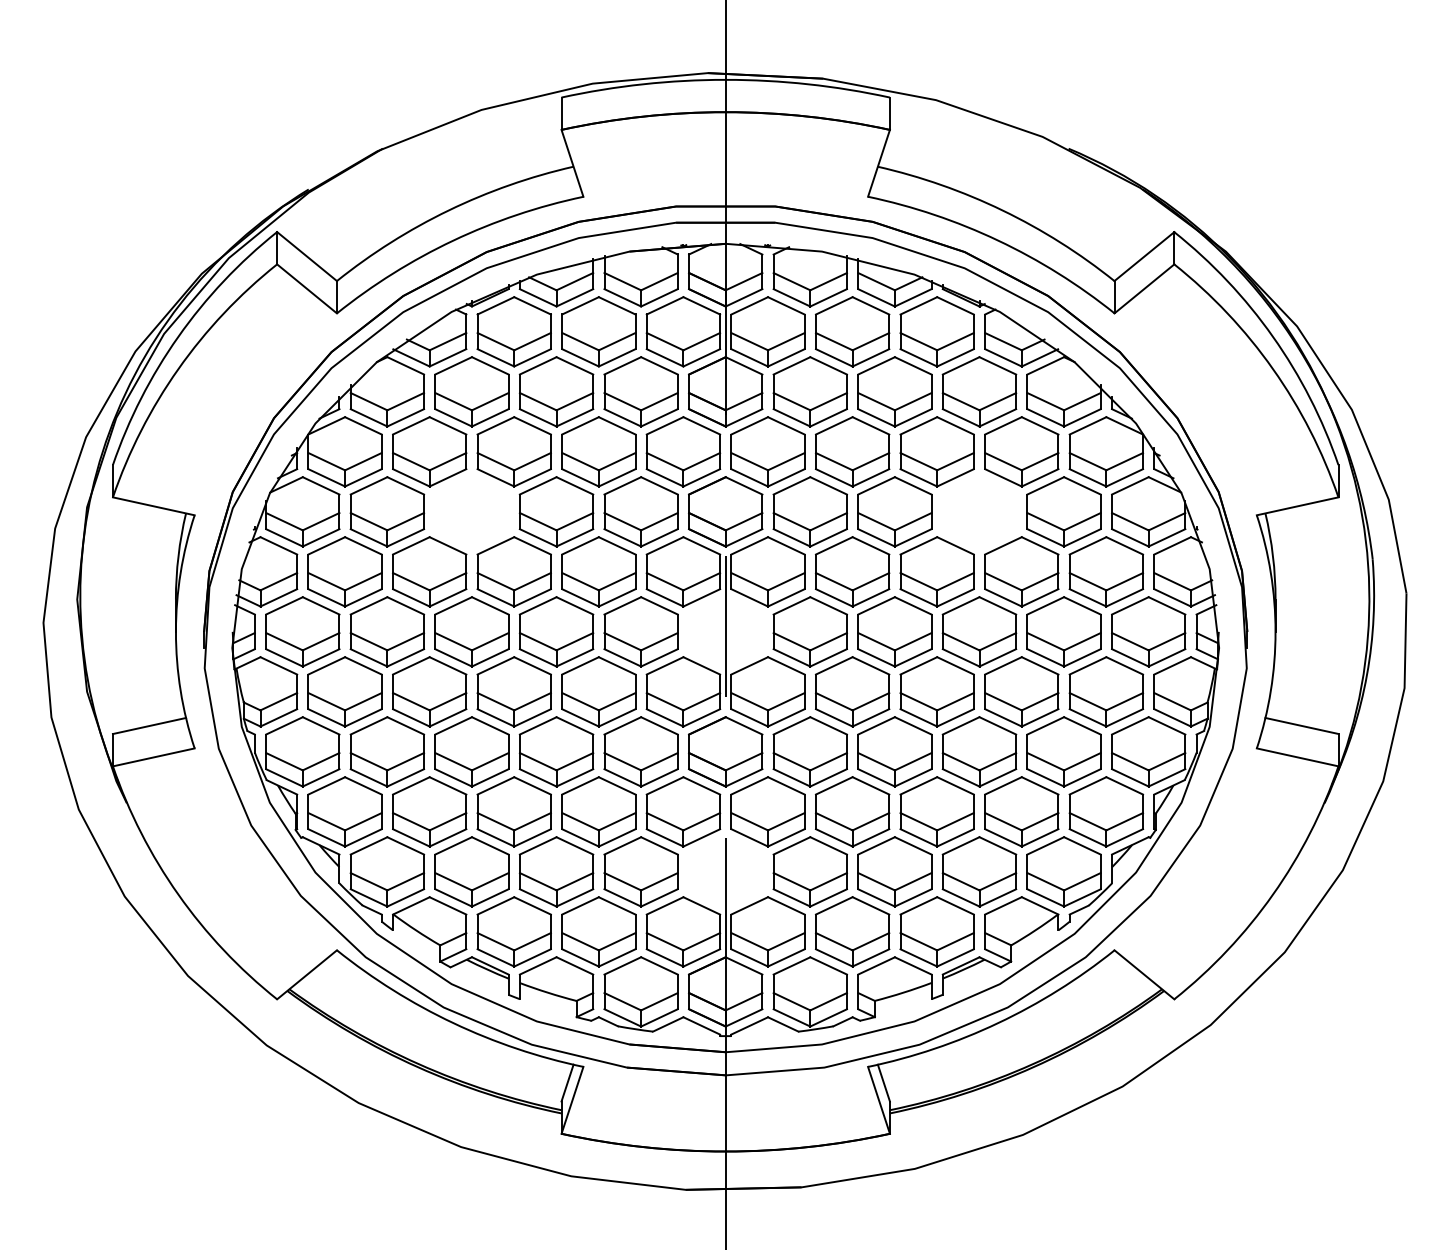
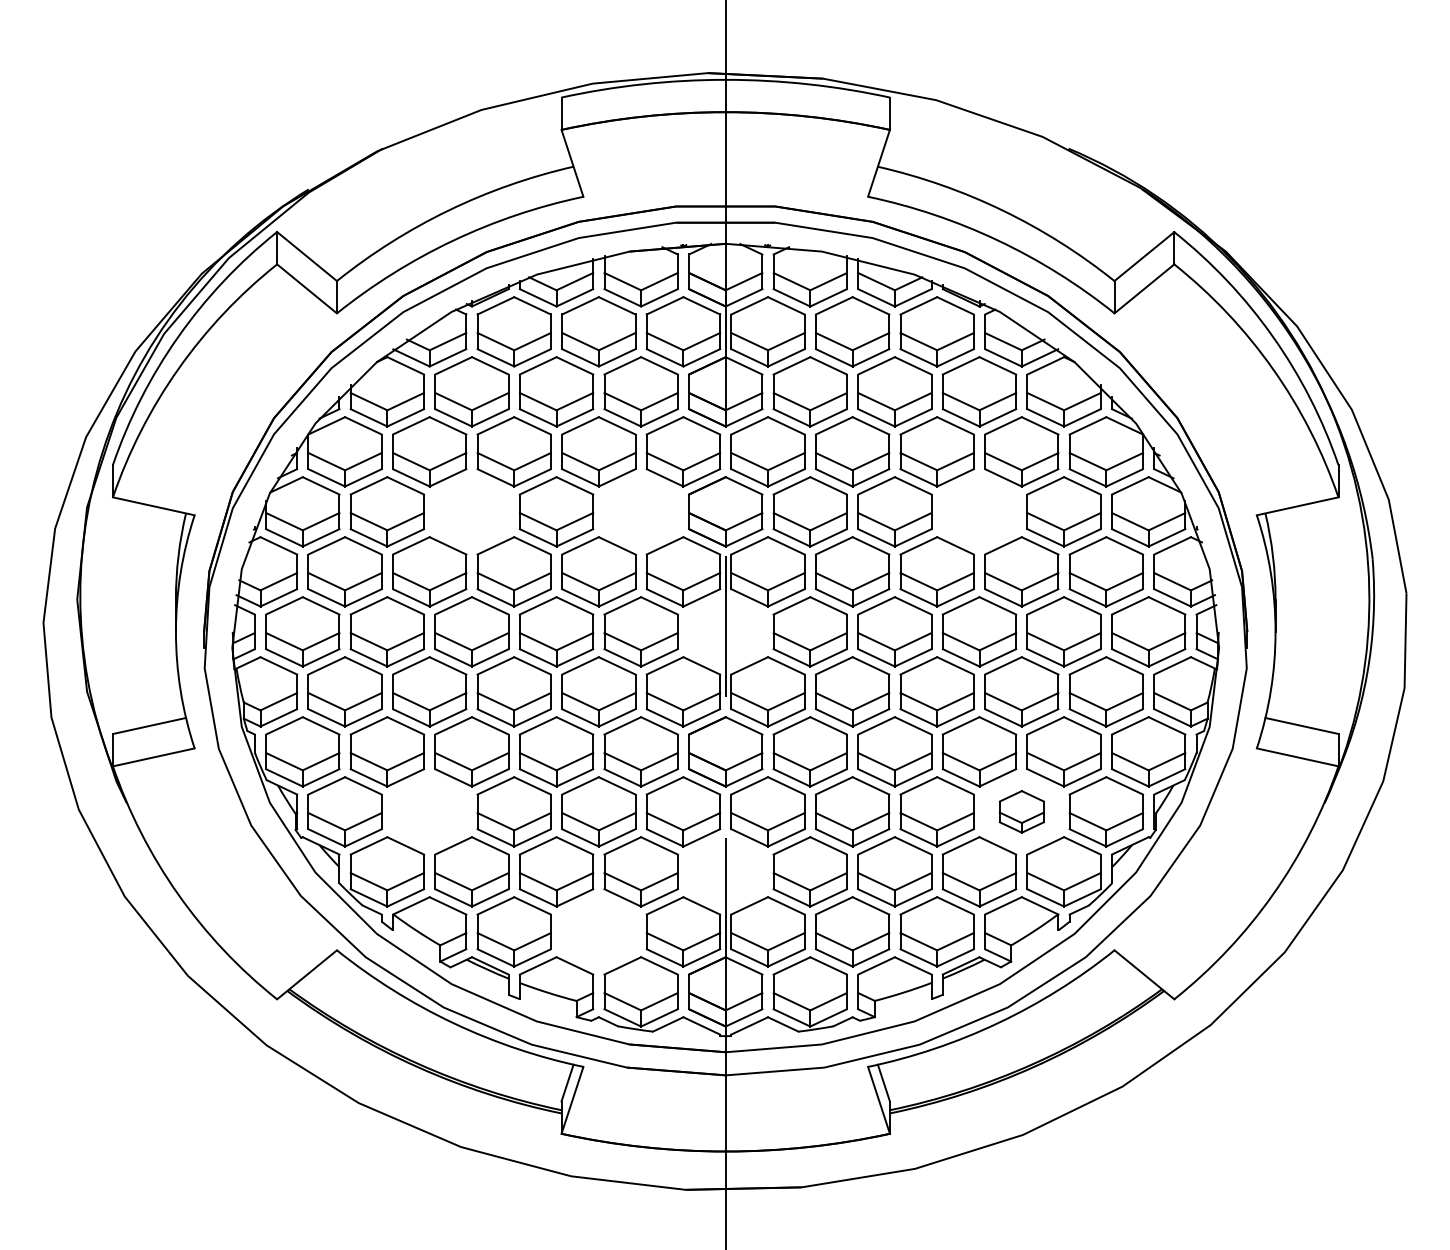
part: present -> none (640, 511)
part: present -> none (429, 811)
part size: 76x72 px -> 47x44 px (1021, 811)
part: present -> none (598, 931)
